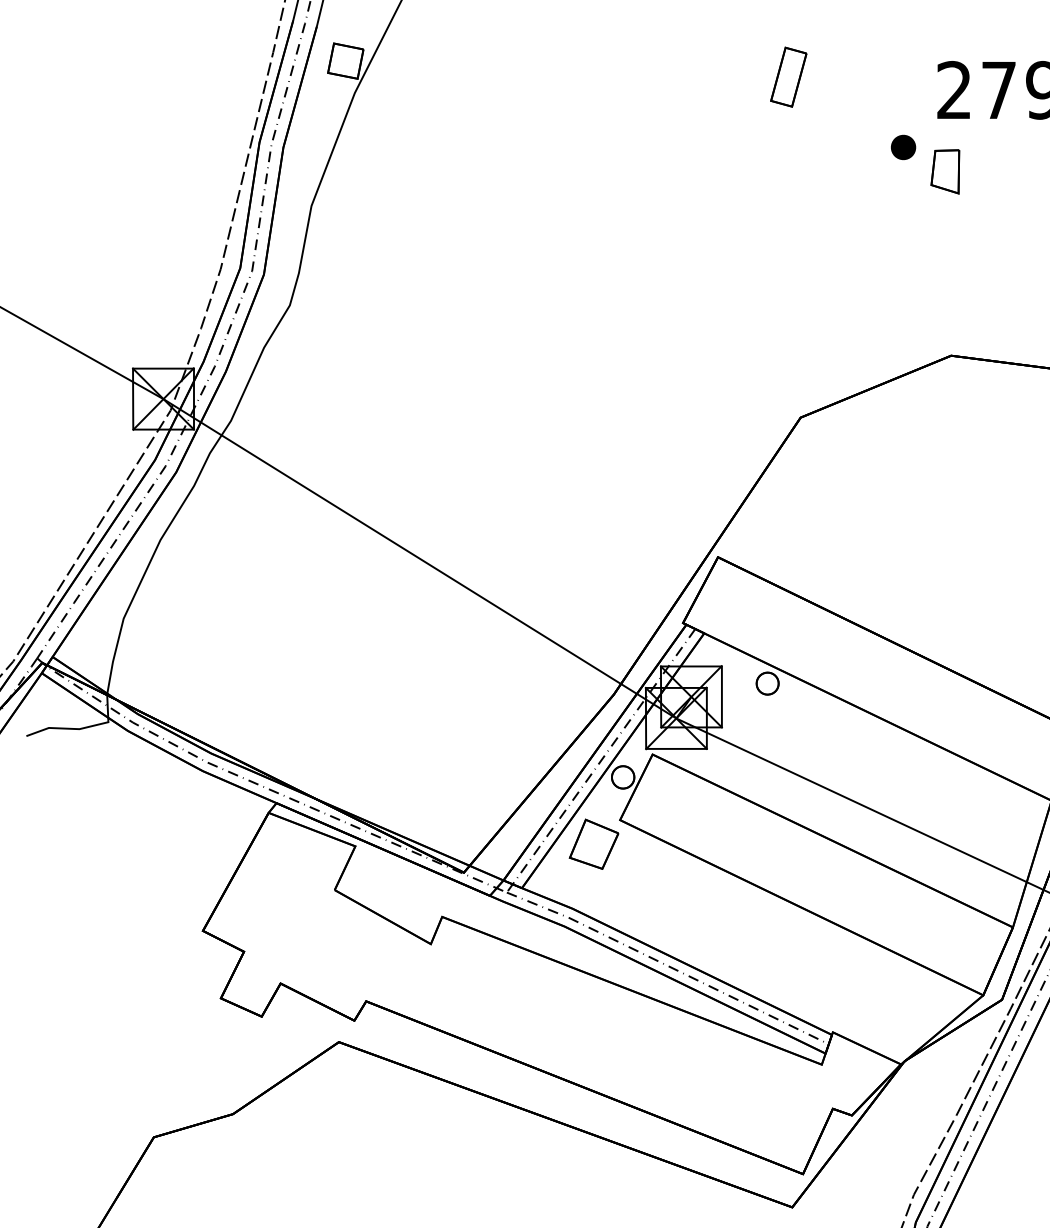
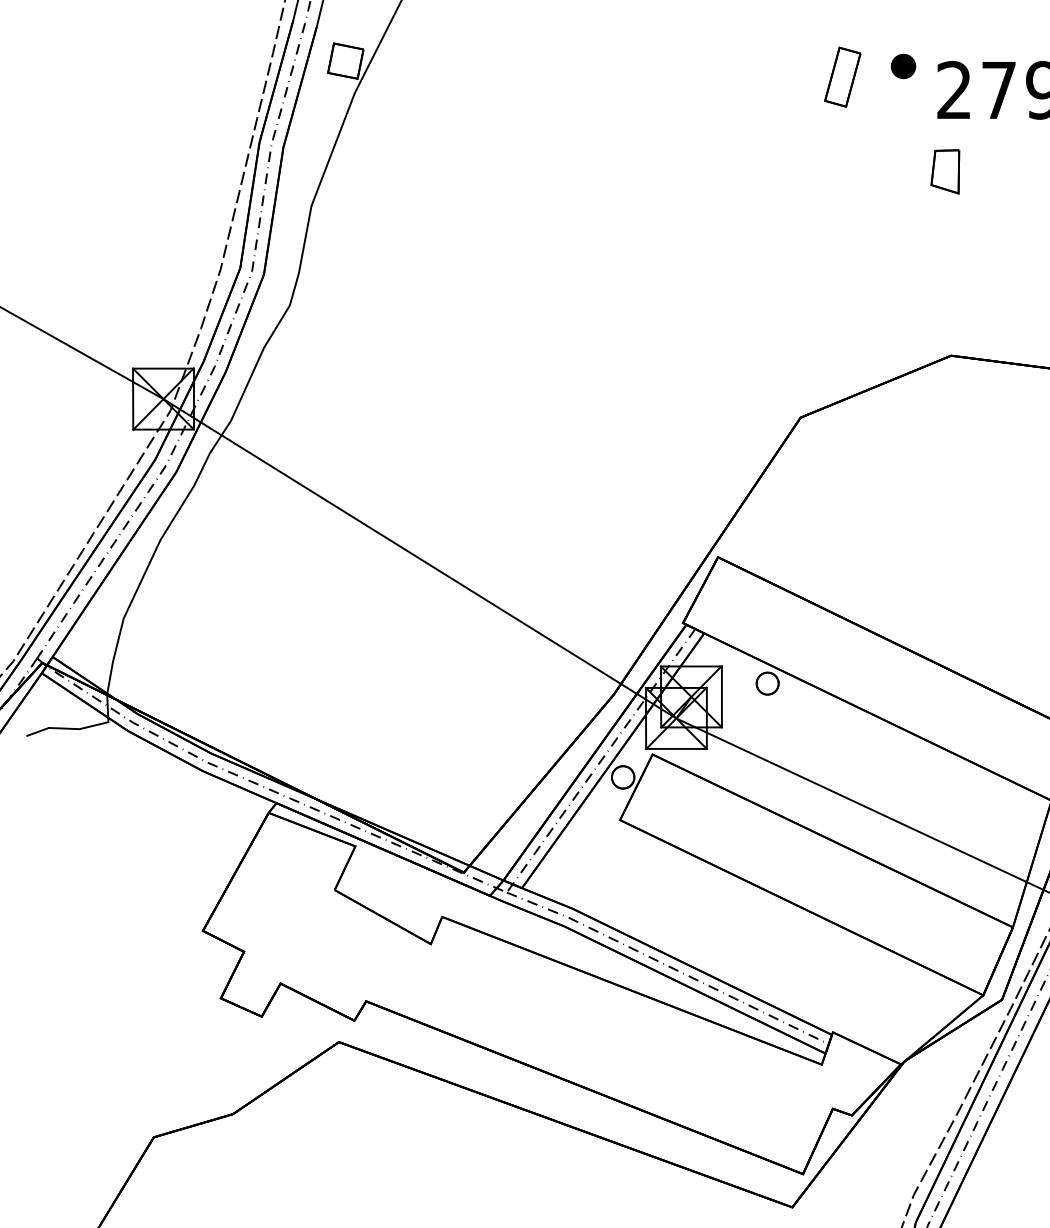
part position: (788, 76) -> (842, 76) (842, 76)
part position: (903, 147) -> (903, 66) (903, 66)
part: present -> none (593, 843)
